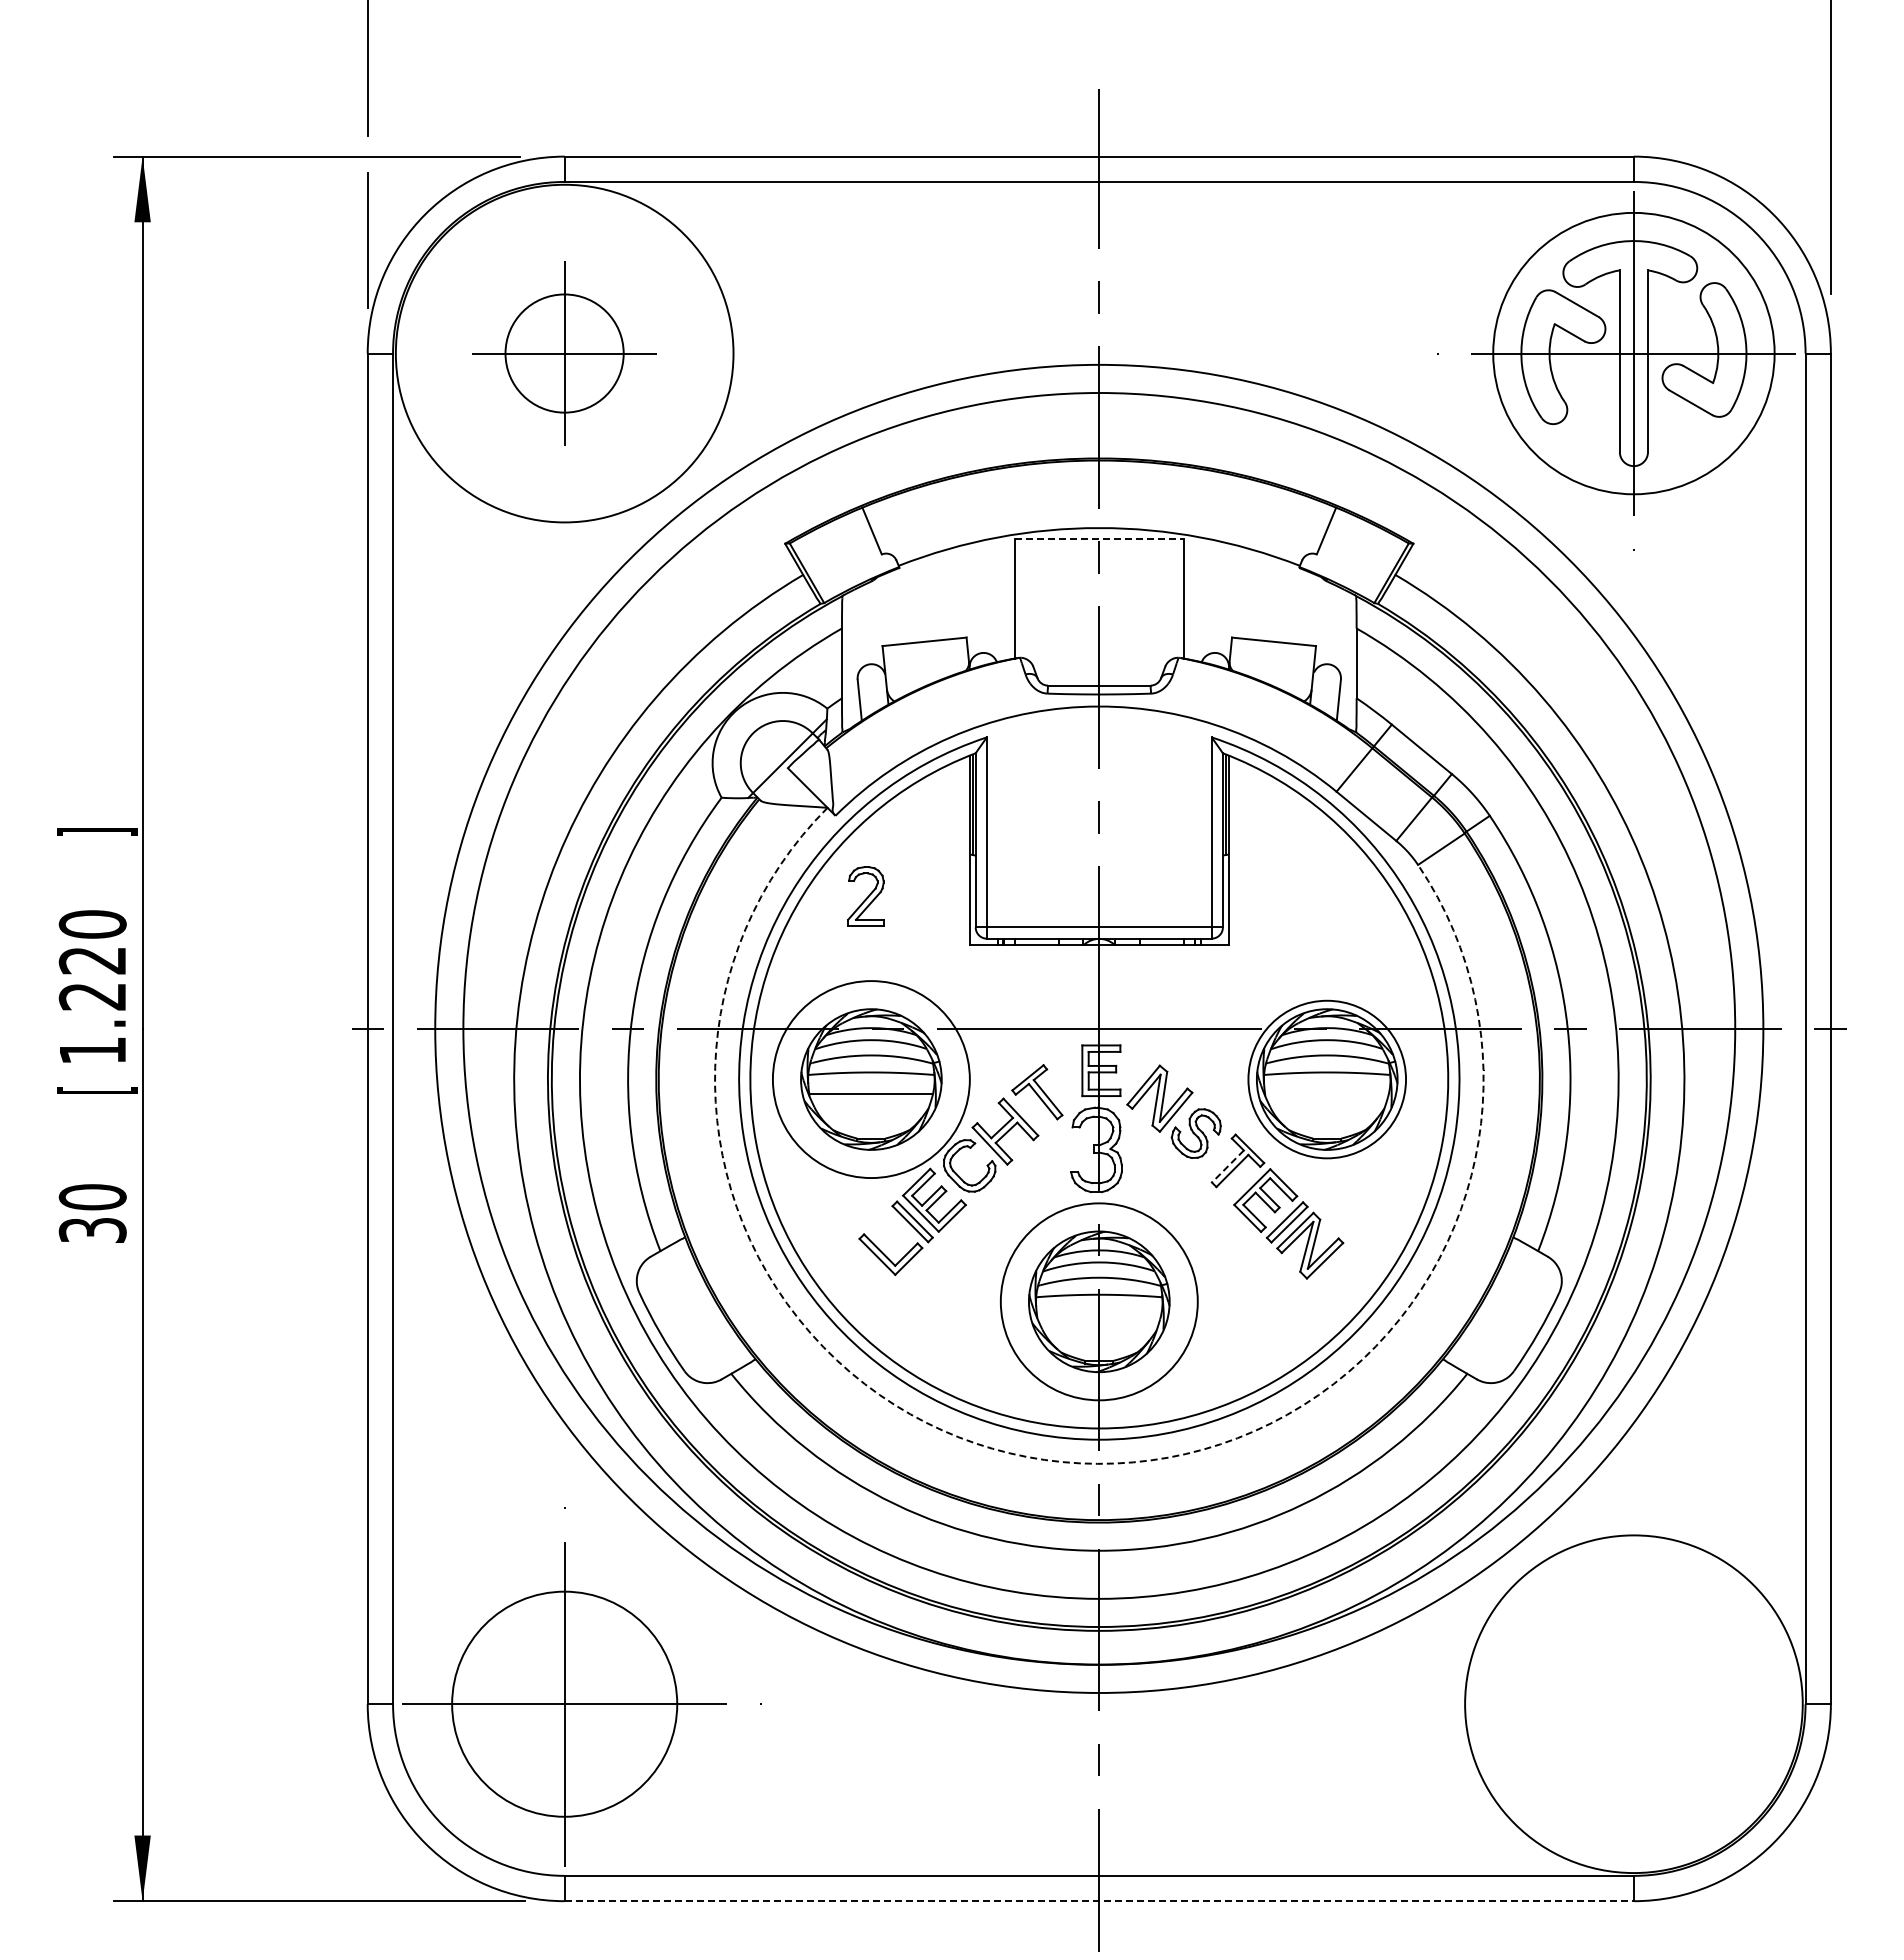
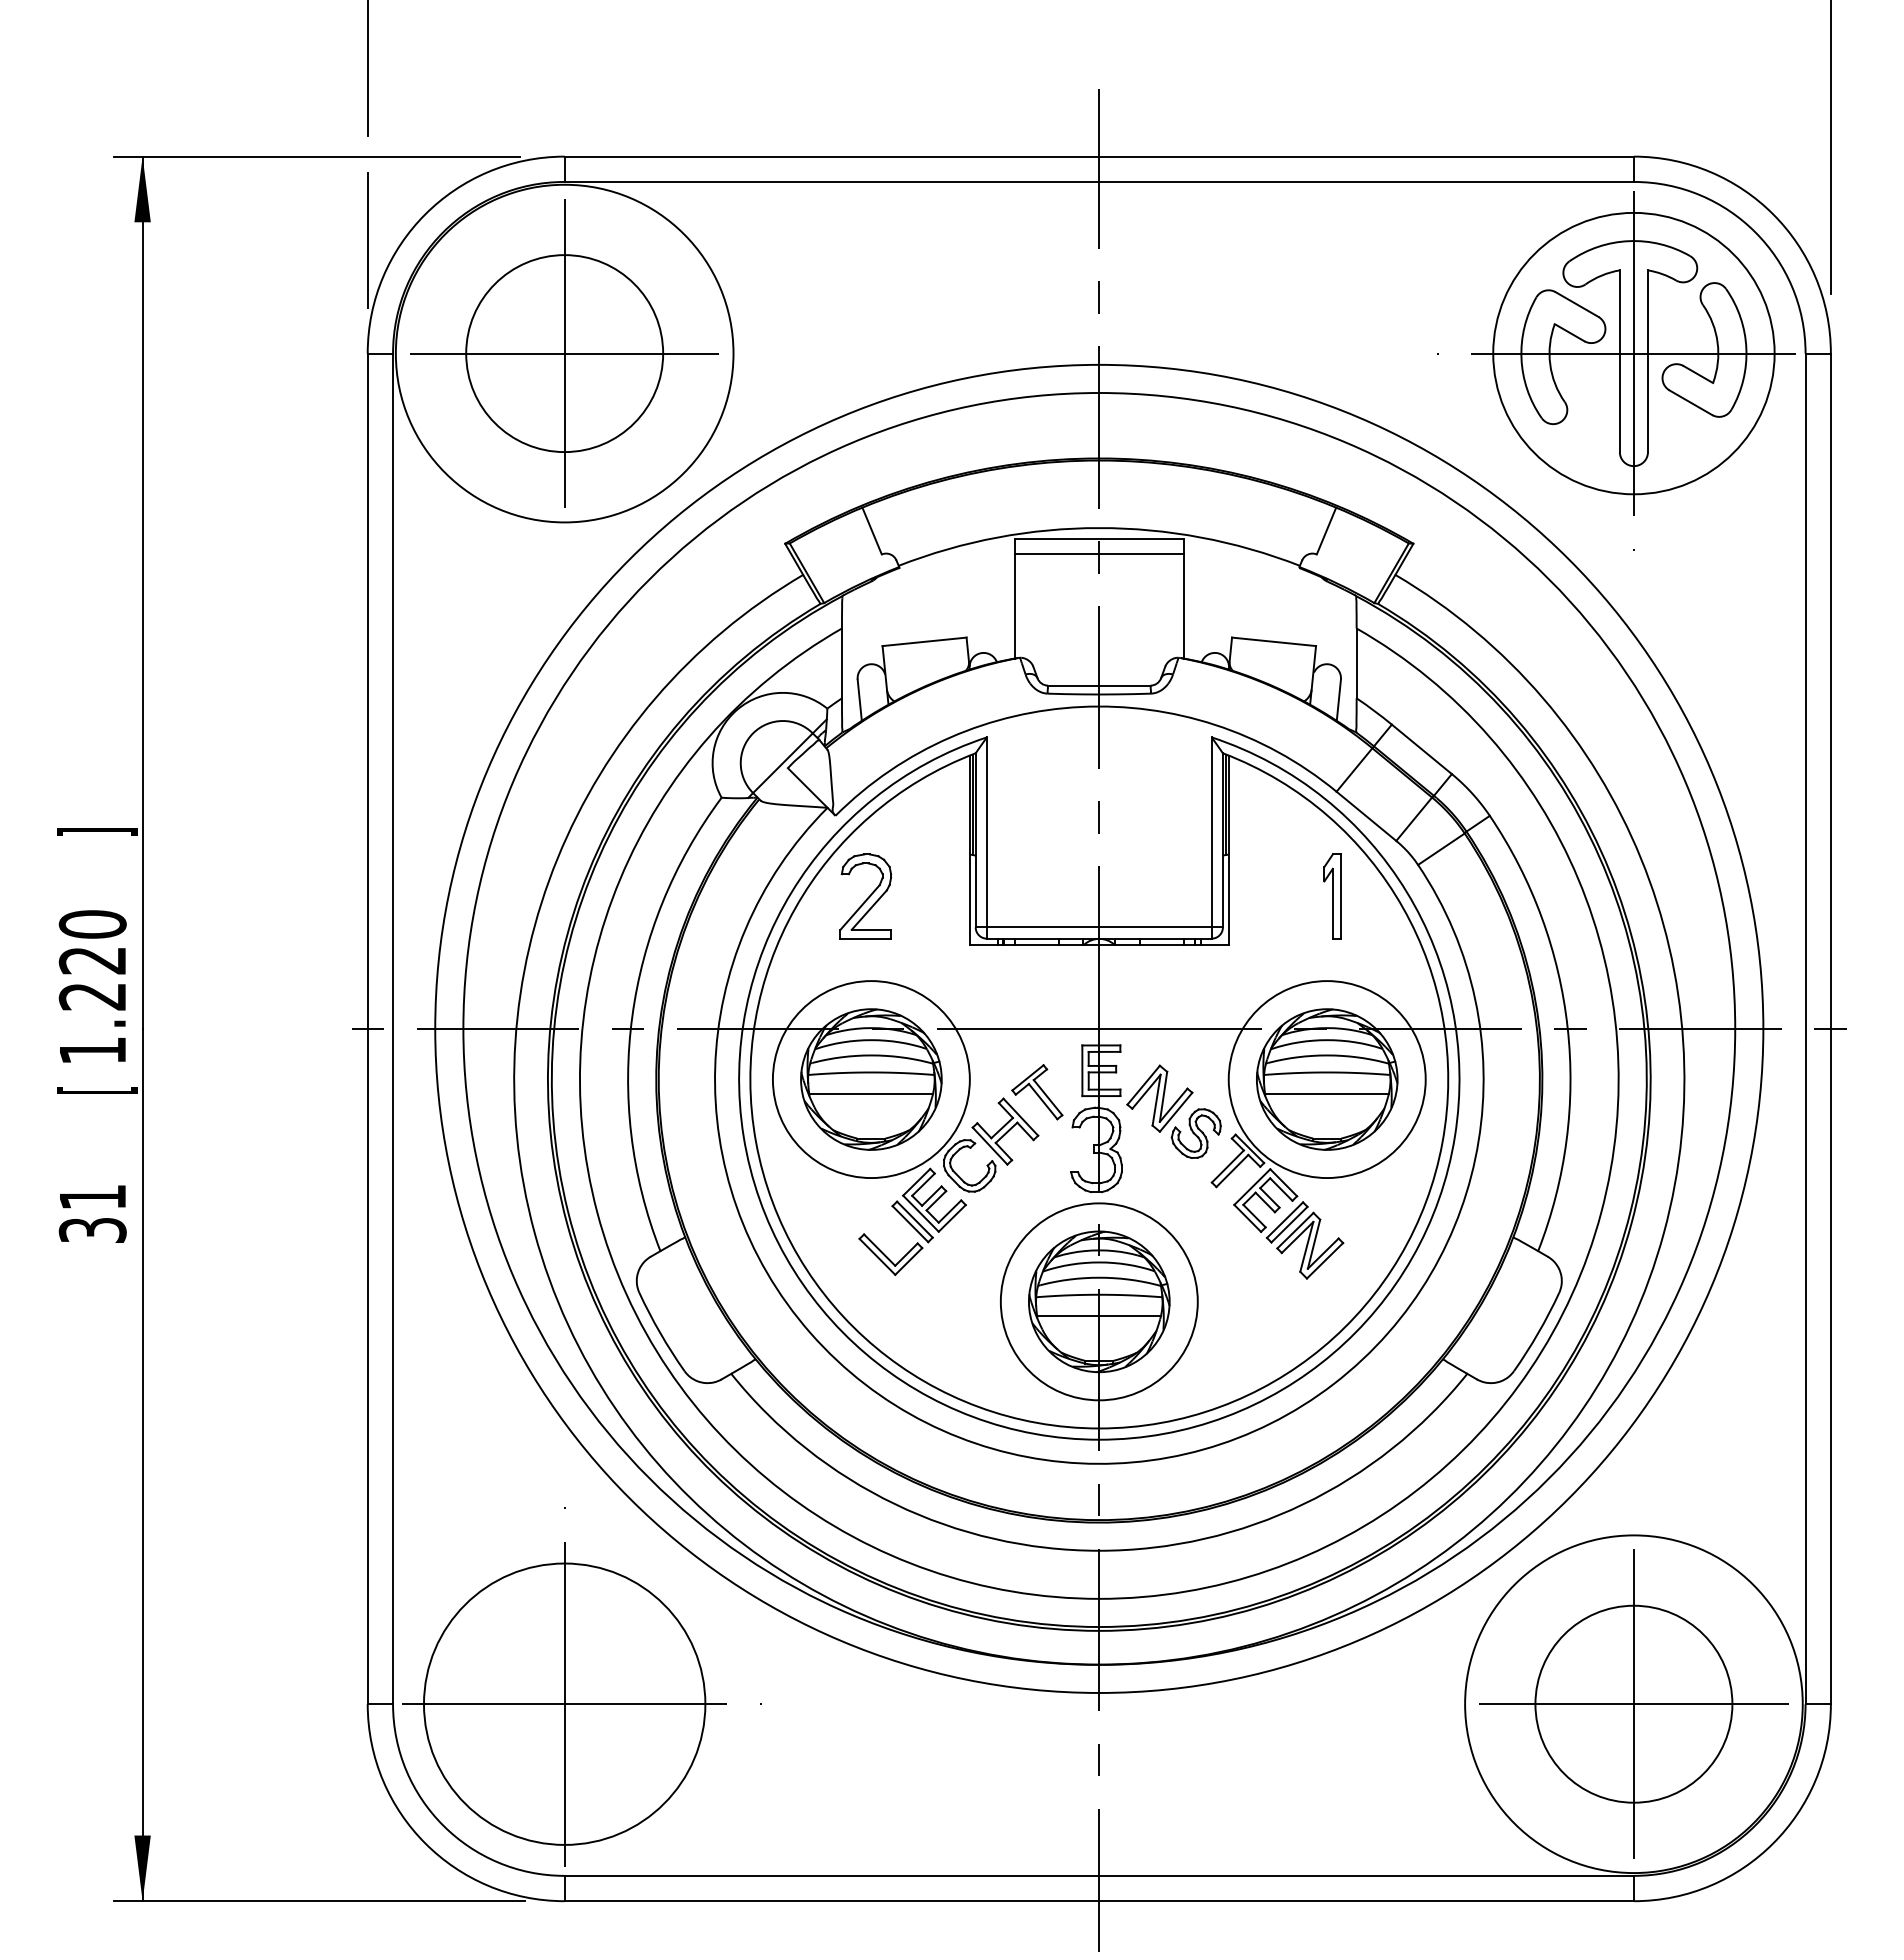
part size: 185x185 px -> 309x309 px (564, 353)
line: dashed -> solid (1099, 539)
line: none -> present (1098, 553)
part size: 38x61 px -> 54x87 px (865, 896)
part: none -> present (1332, 896)
circle diameter: 158 px -> 197 px (1326, 1079)
line: none -> present (1326, 1093)
line: dashed -> solid (1227, 1166)
text: 30 -> 31 (92, 1197)
line: none -> present (1098, 1315)
arc: dashed -> solid (1062, 1462)
circle diameter: 225 px -> 281 px (564, 1703)
part: none -> present (1633, 1703)
line: dashed -> solid (1099, 1901)
